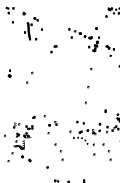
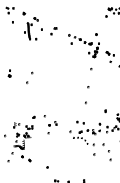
part position: (91, 41) -> (91, 47) (91, 47)
part position: (53, 49) -> (53, 31) (53, 31)
part: present -> none (58, 152)
